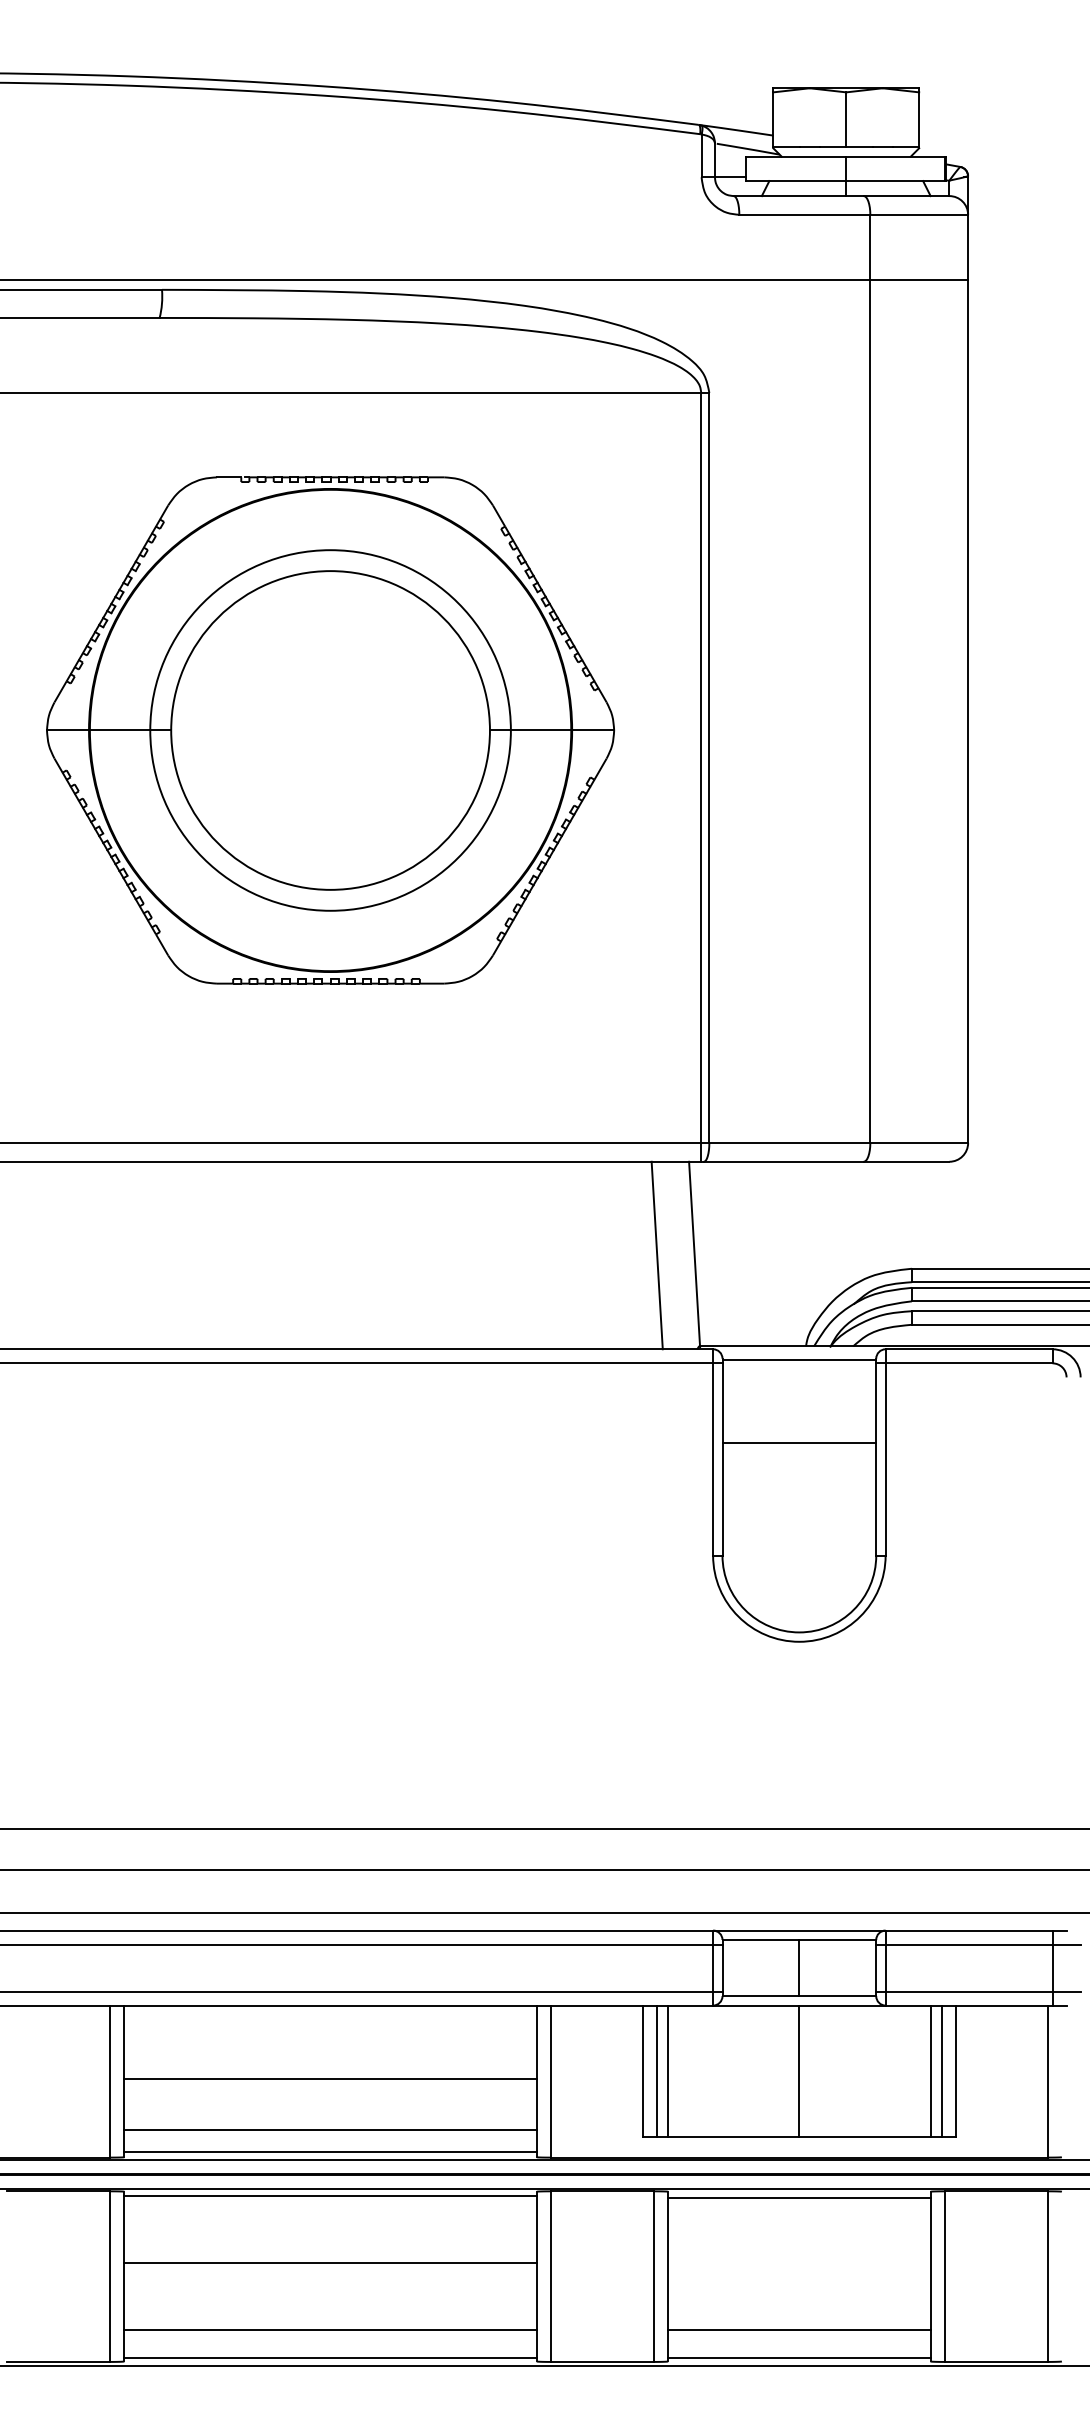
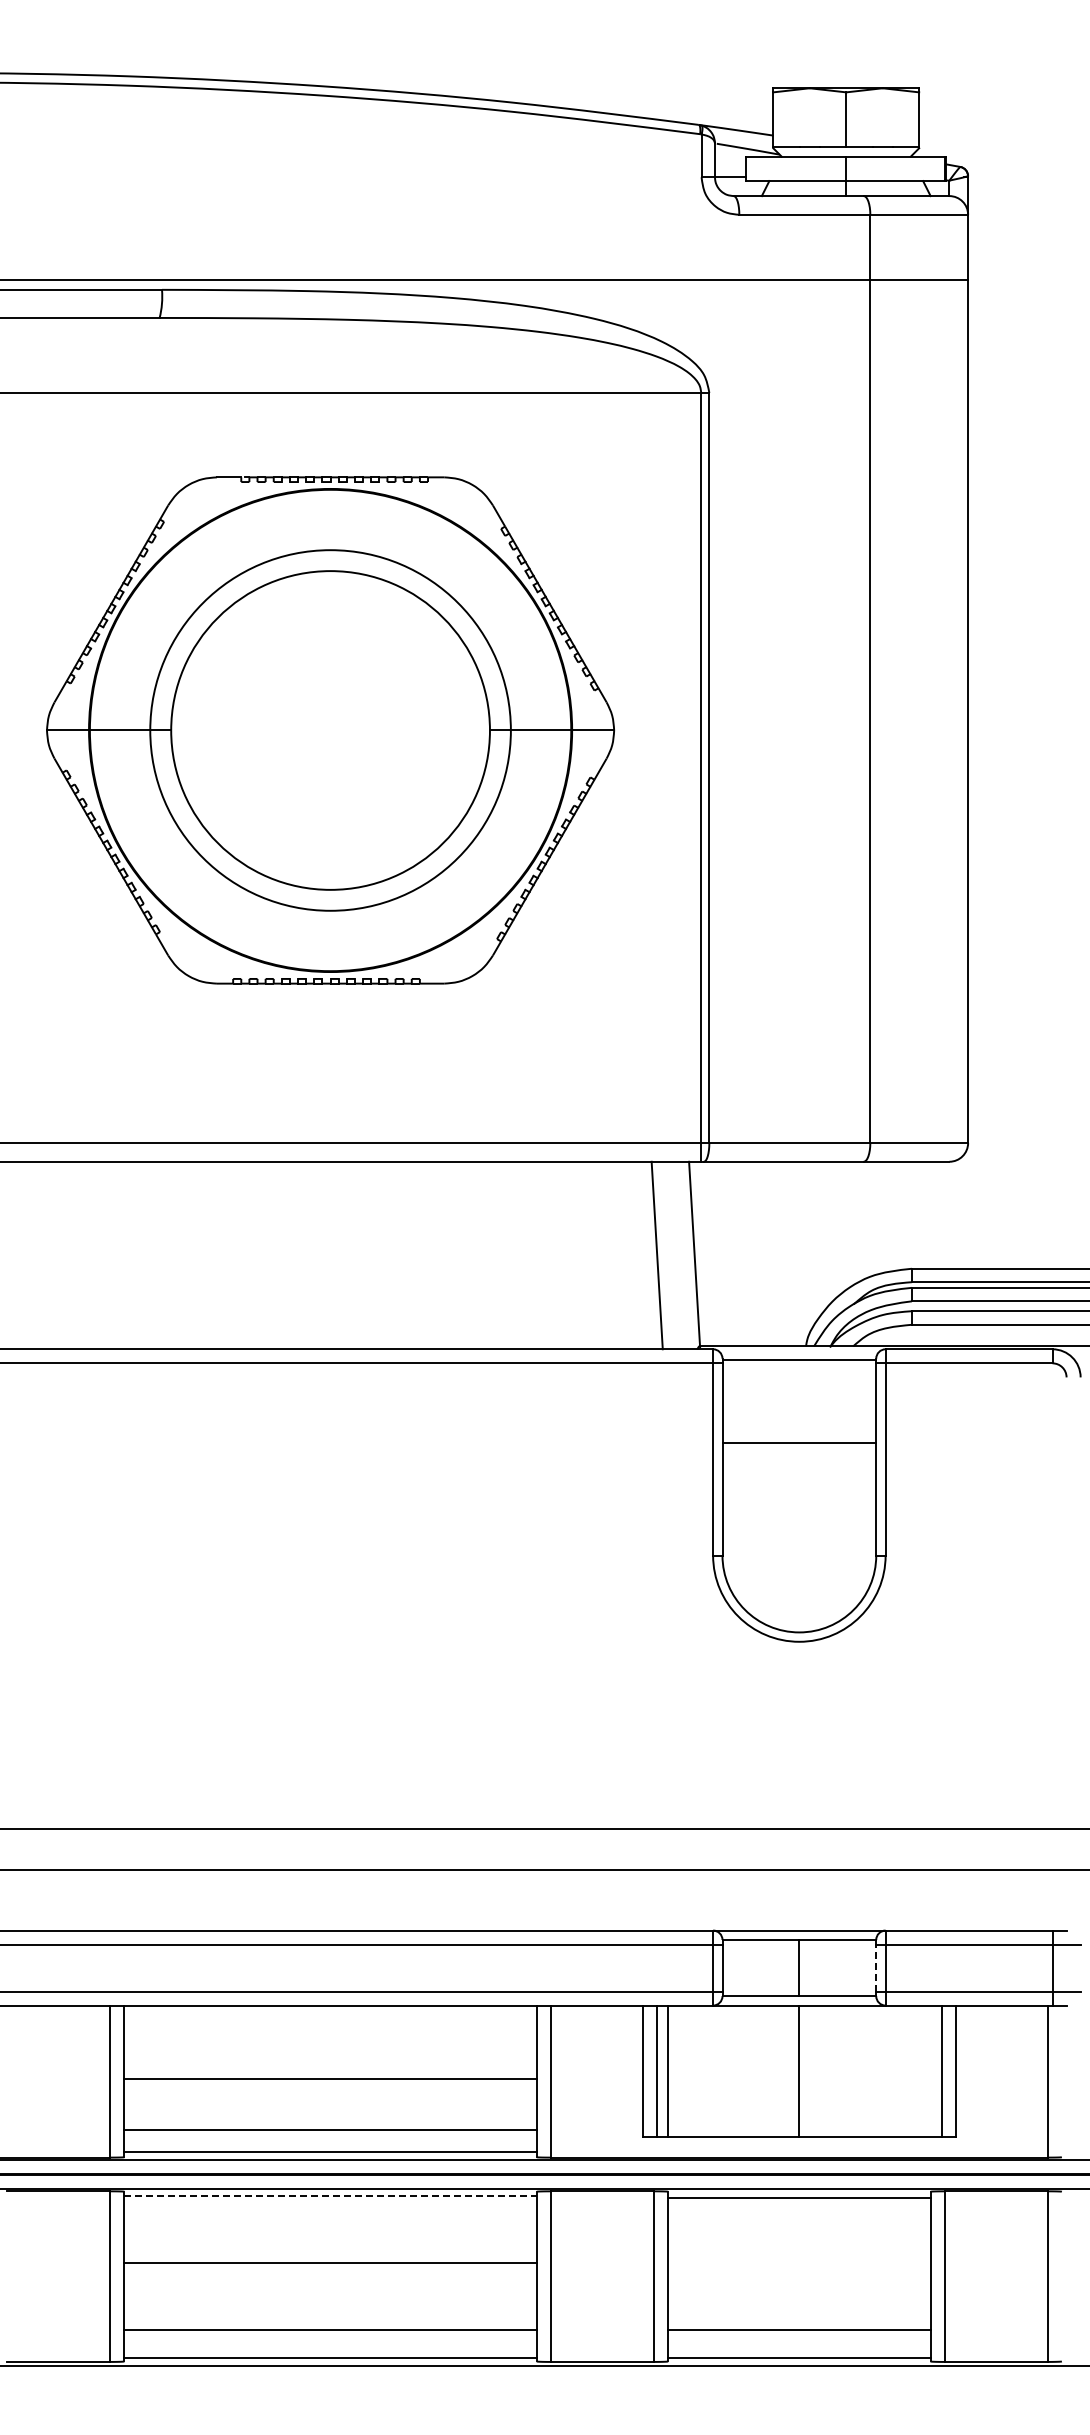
line: present -> none (544, 1913)
line: solid -> dashed (876, 1967)
line: present -> none (930, 2070)
line: solid -> dashed (331, 2195)
